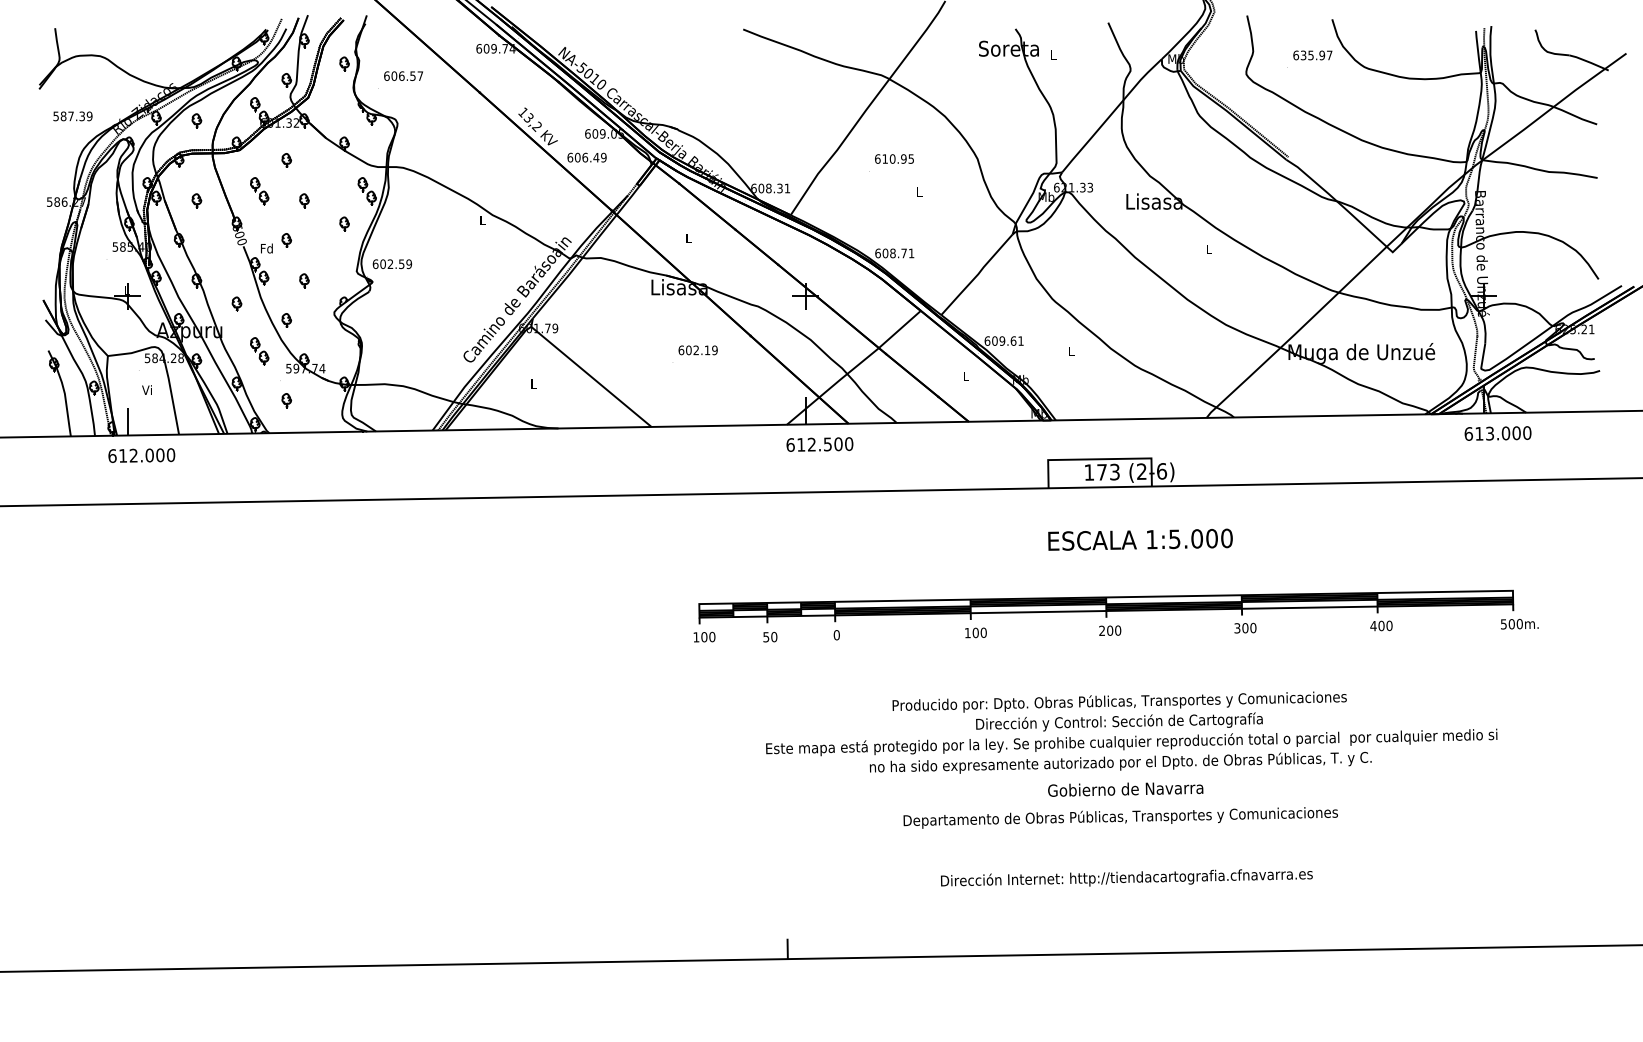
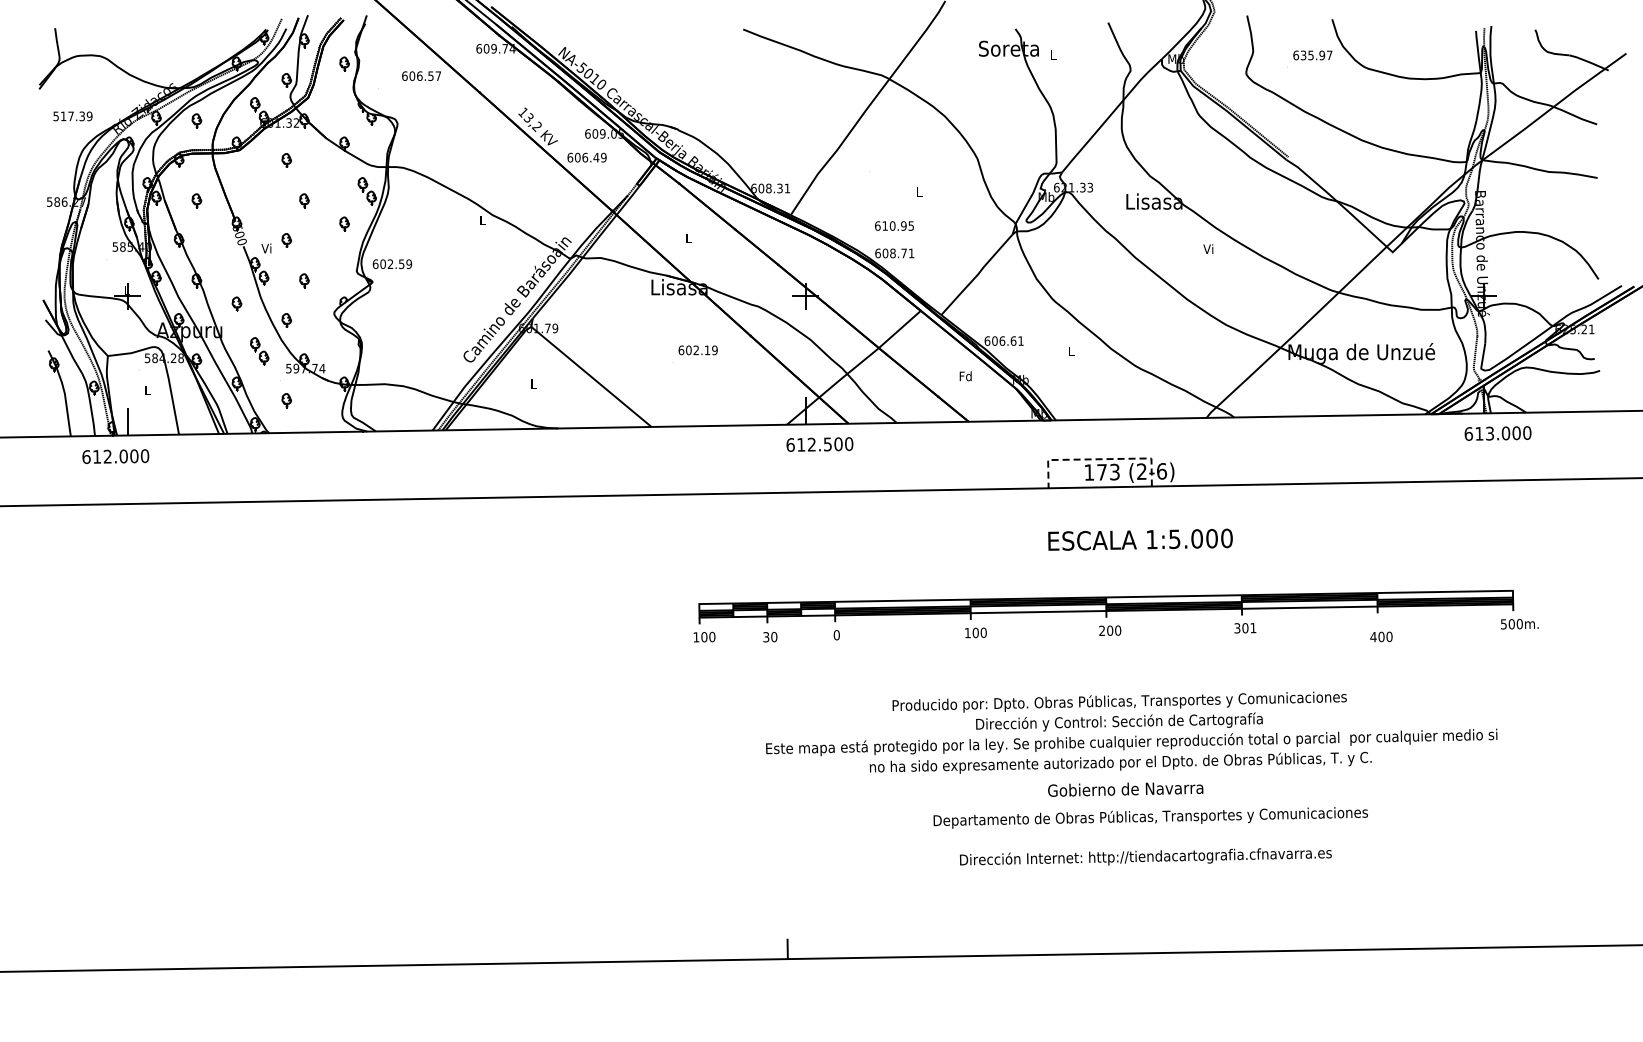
text position: (403, 75) -> (421, 75) (421, 75)
text: 587.39 -> 517.39 (63, 116)
text position: (894, 158) -> (894, 225) (894, 225)
part: present -> none (259, 191)
text: Fd -> Vi (266, 248)
text: L -> Vi (1208, 248)
text: 609.61 -> 606.61 (1002, 340)
text: L -> Fd (965, 376)
text: Vi -> L (146, 389)
text position: (141, 455) -> (115, 456) (115, 456)
line: solid -> dashed (1099, 459)
text position: (1381, 625) -> (1381, 636) (1381, 636)
text: 300 -> 301 (1253, 627)
text: 50 -> 30 (766, 636)
text position: (1120, 817) -> (1150, 817) (1150, 817)
text position: (1126, 877) -> (1145, 856) (1145, 856)
